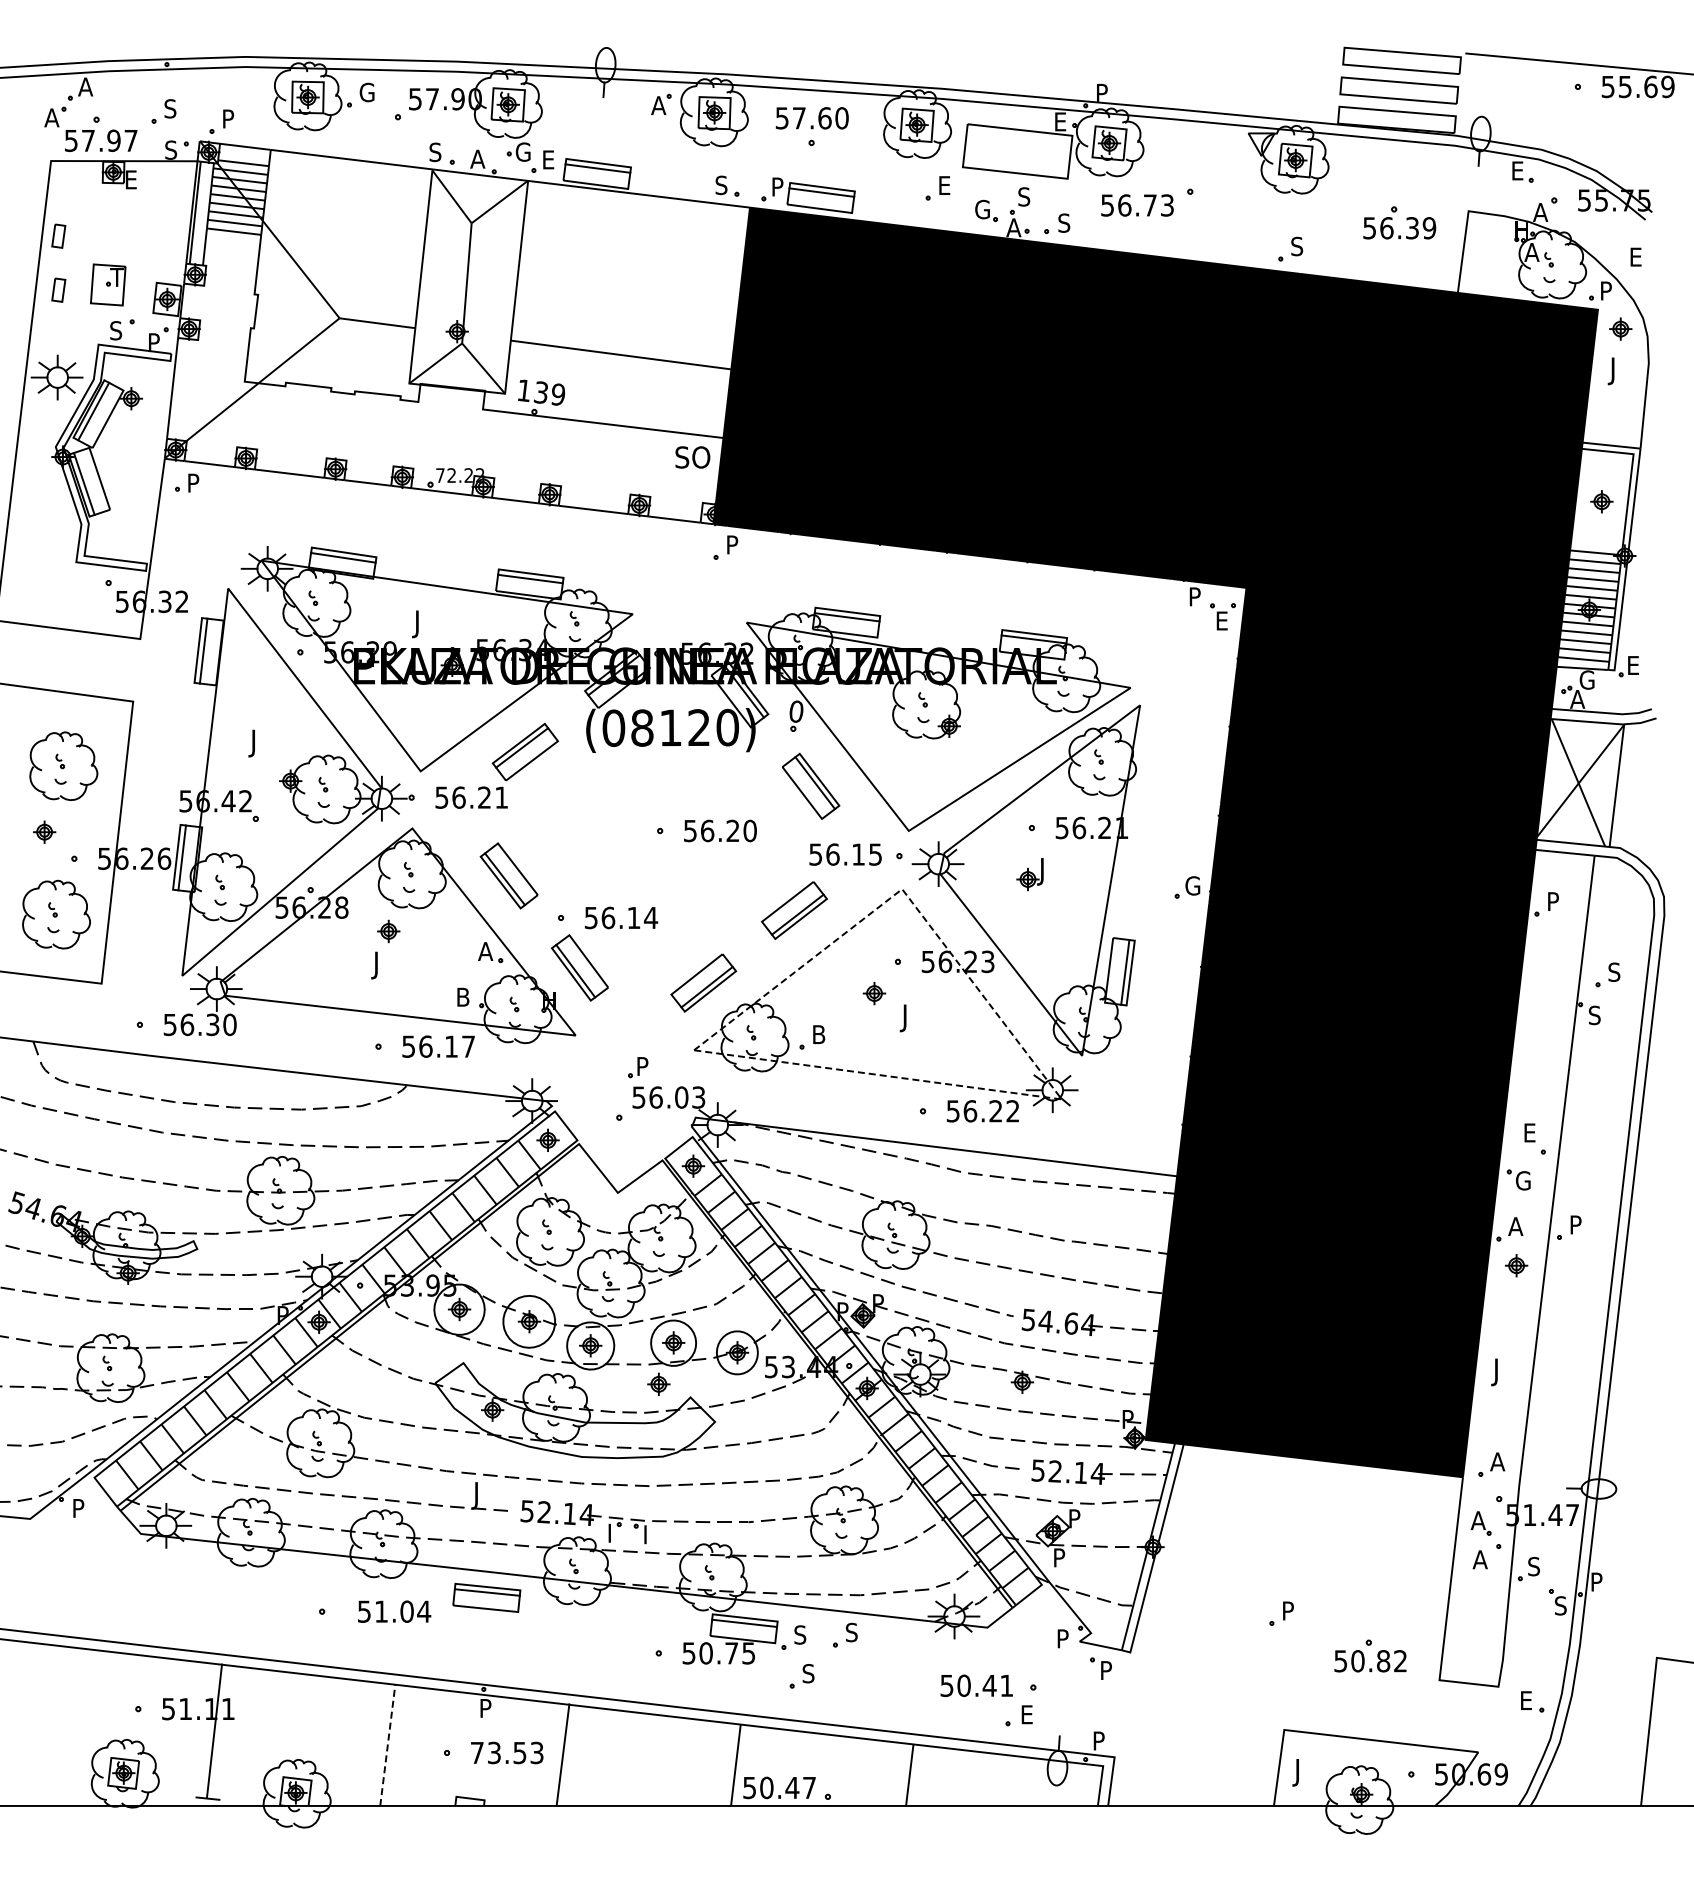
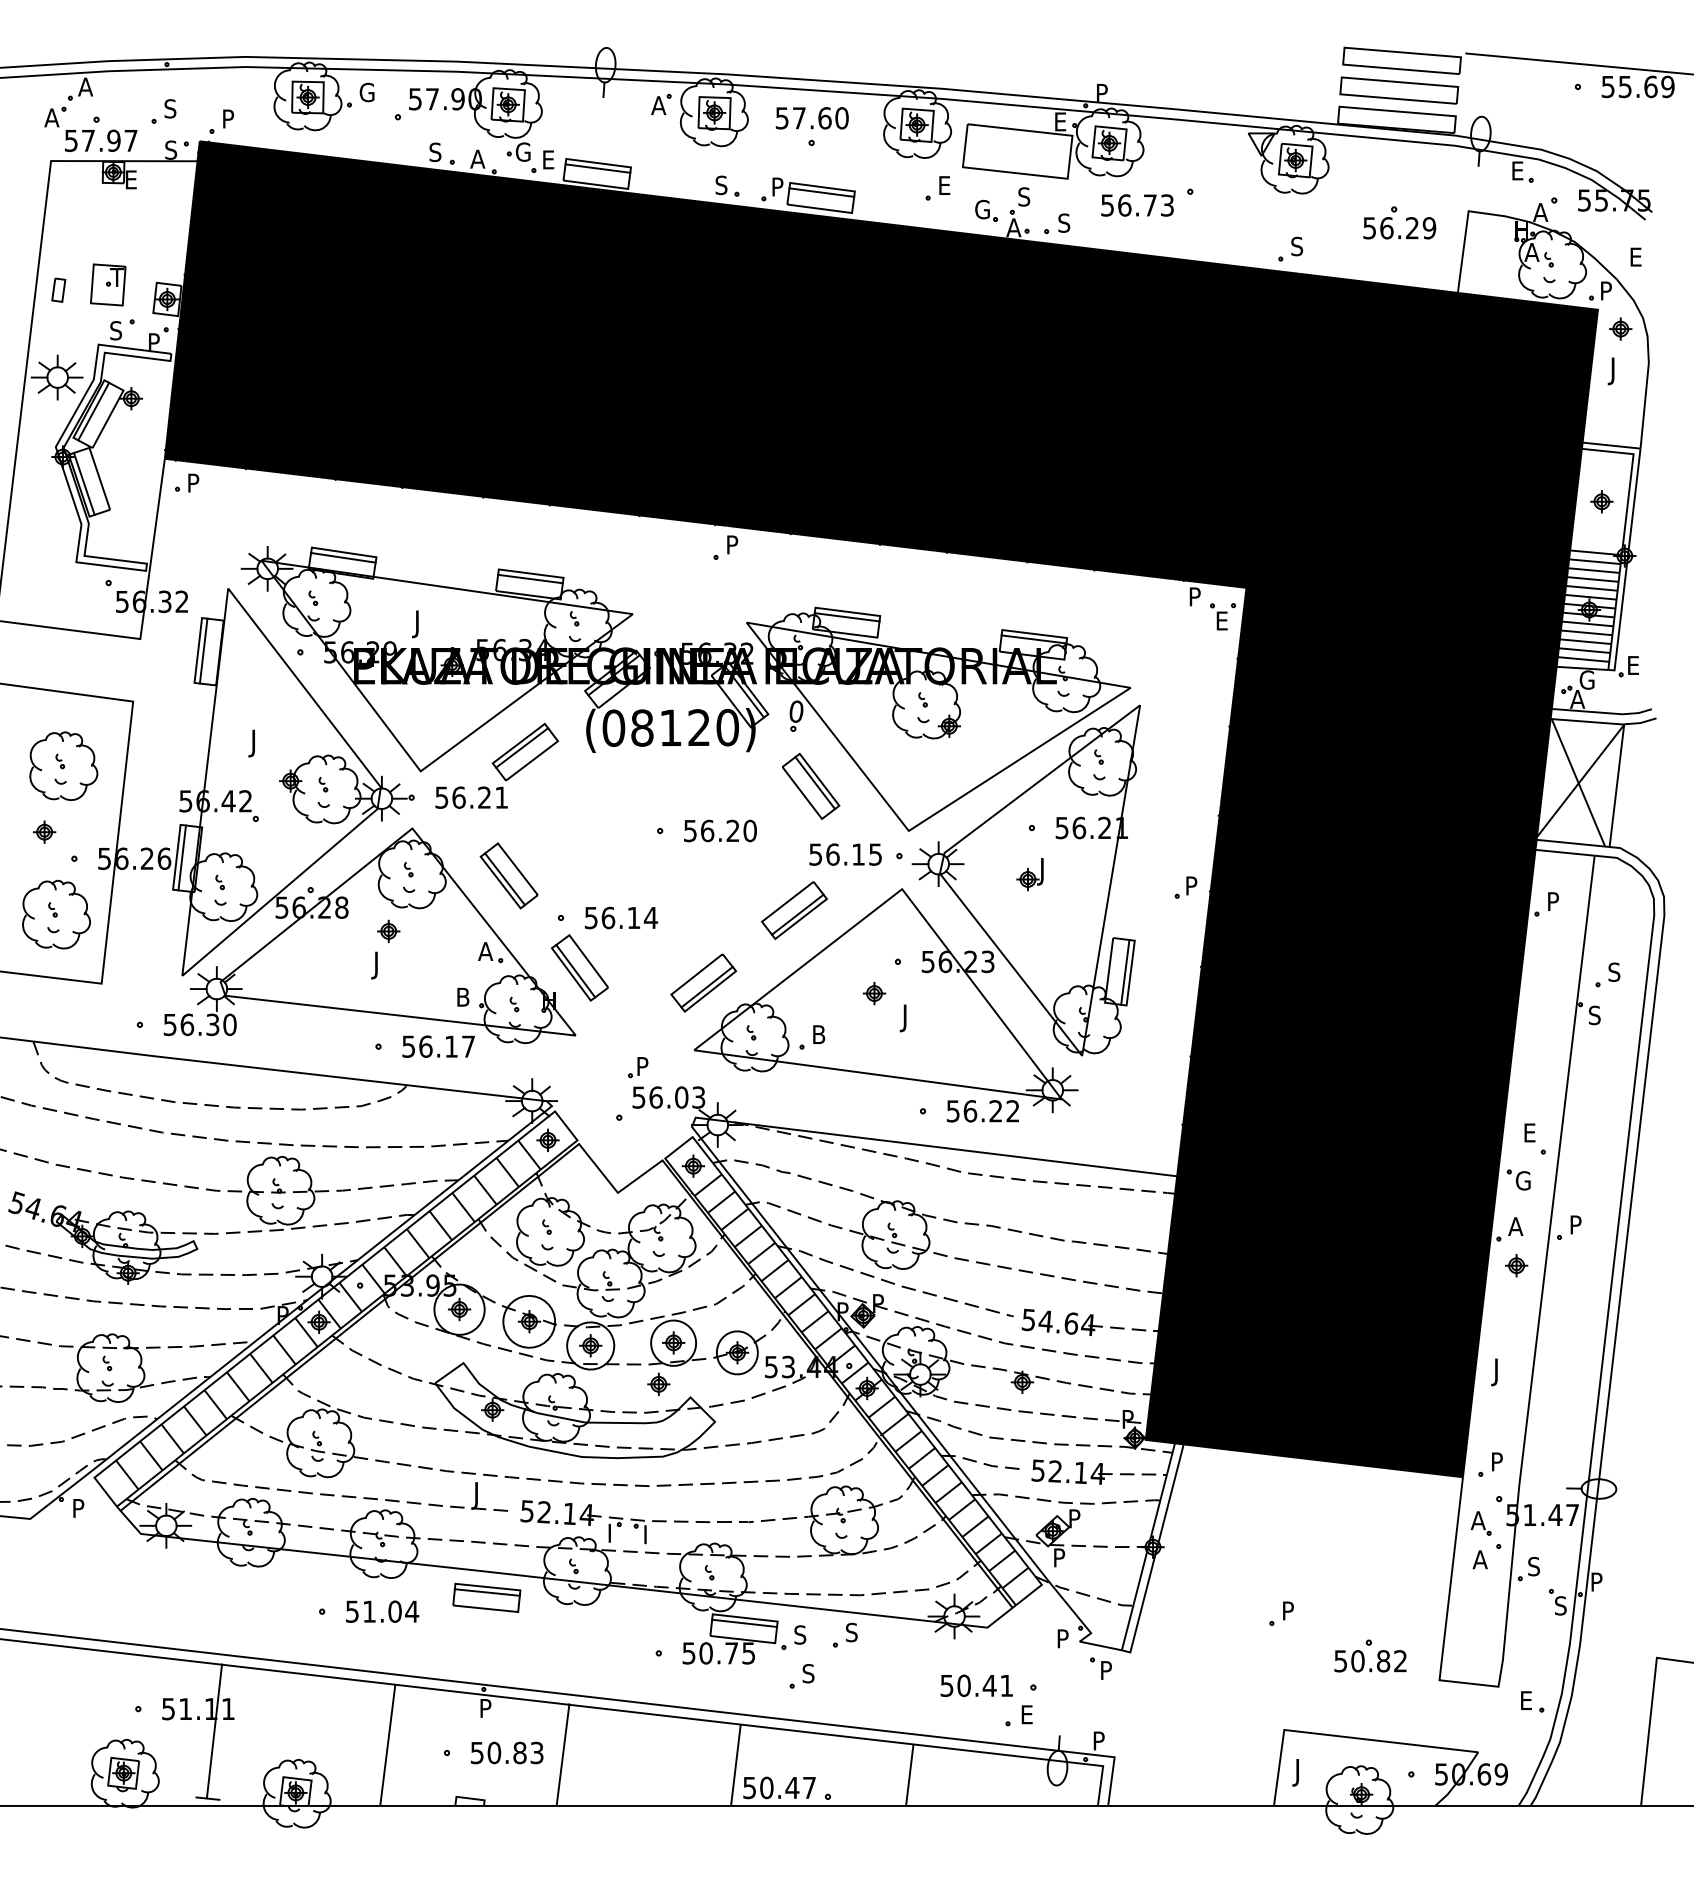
text: 56.39 -> 56.29 (1412, 228)
part: present -> none (58, 235)
fill: none -> present (457, 332)
text: G -> P (1192, 885)
line: dashed -> solid (1014, 1037)
text: A -> P (1497, 1461)
text position: (394, 1611) -> (382, 1611) (382, 1611)
line: dashed -> solid (387, 1744)
text: 73.53 -> 50.83 (498, 1752)
